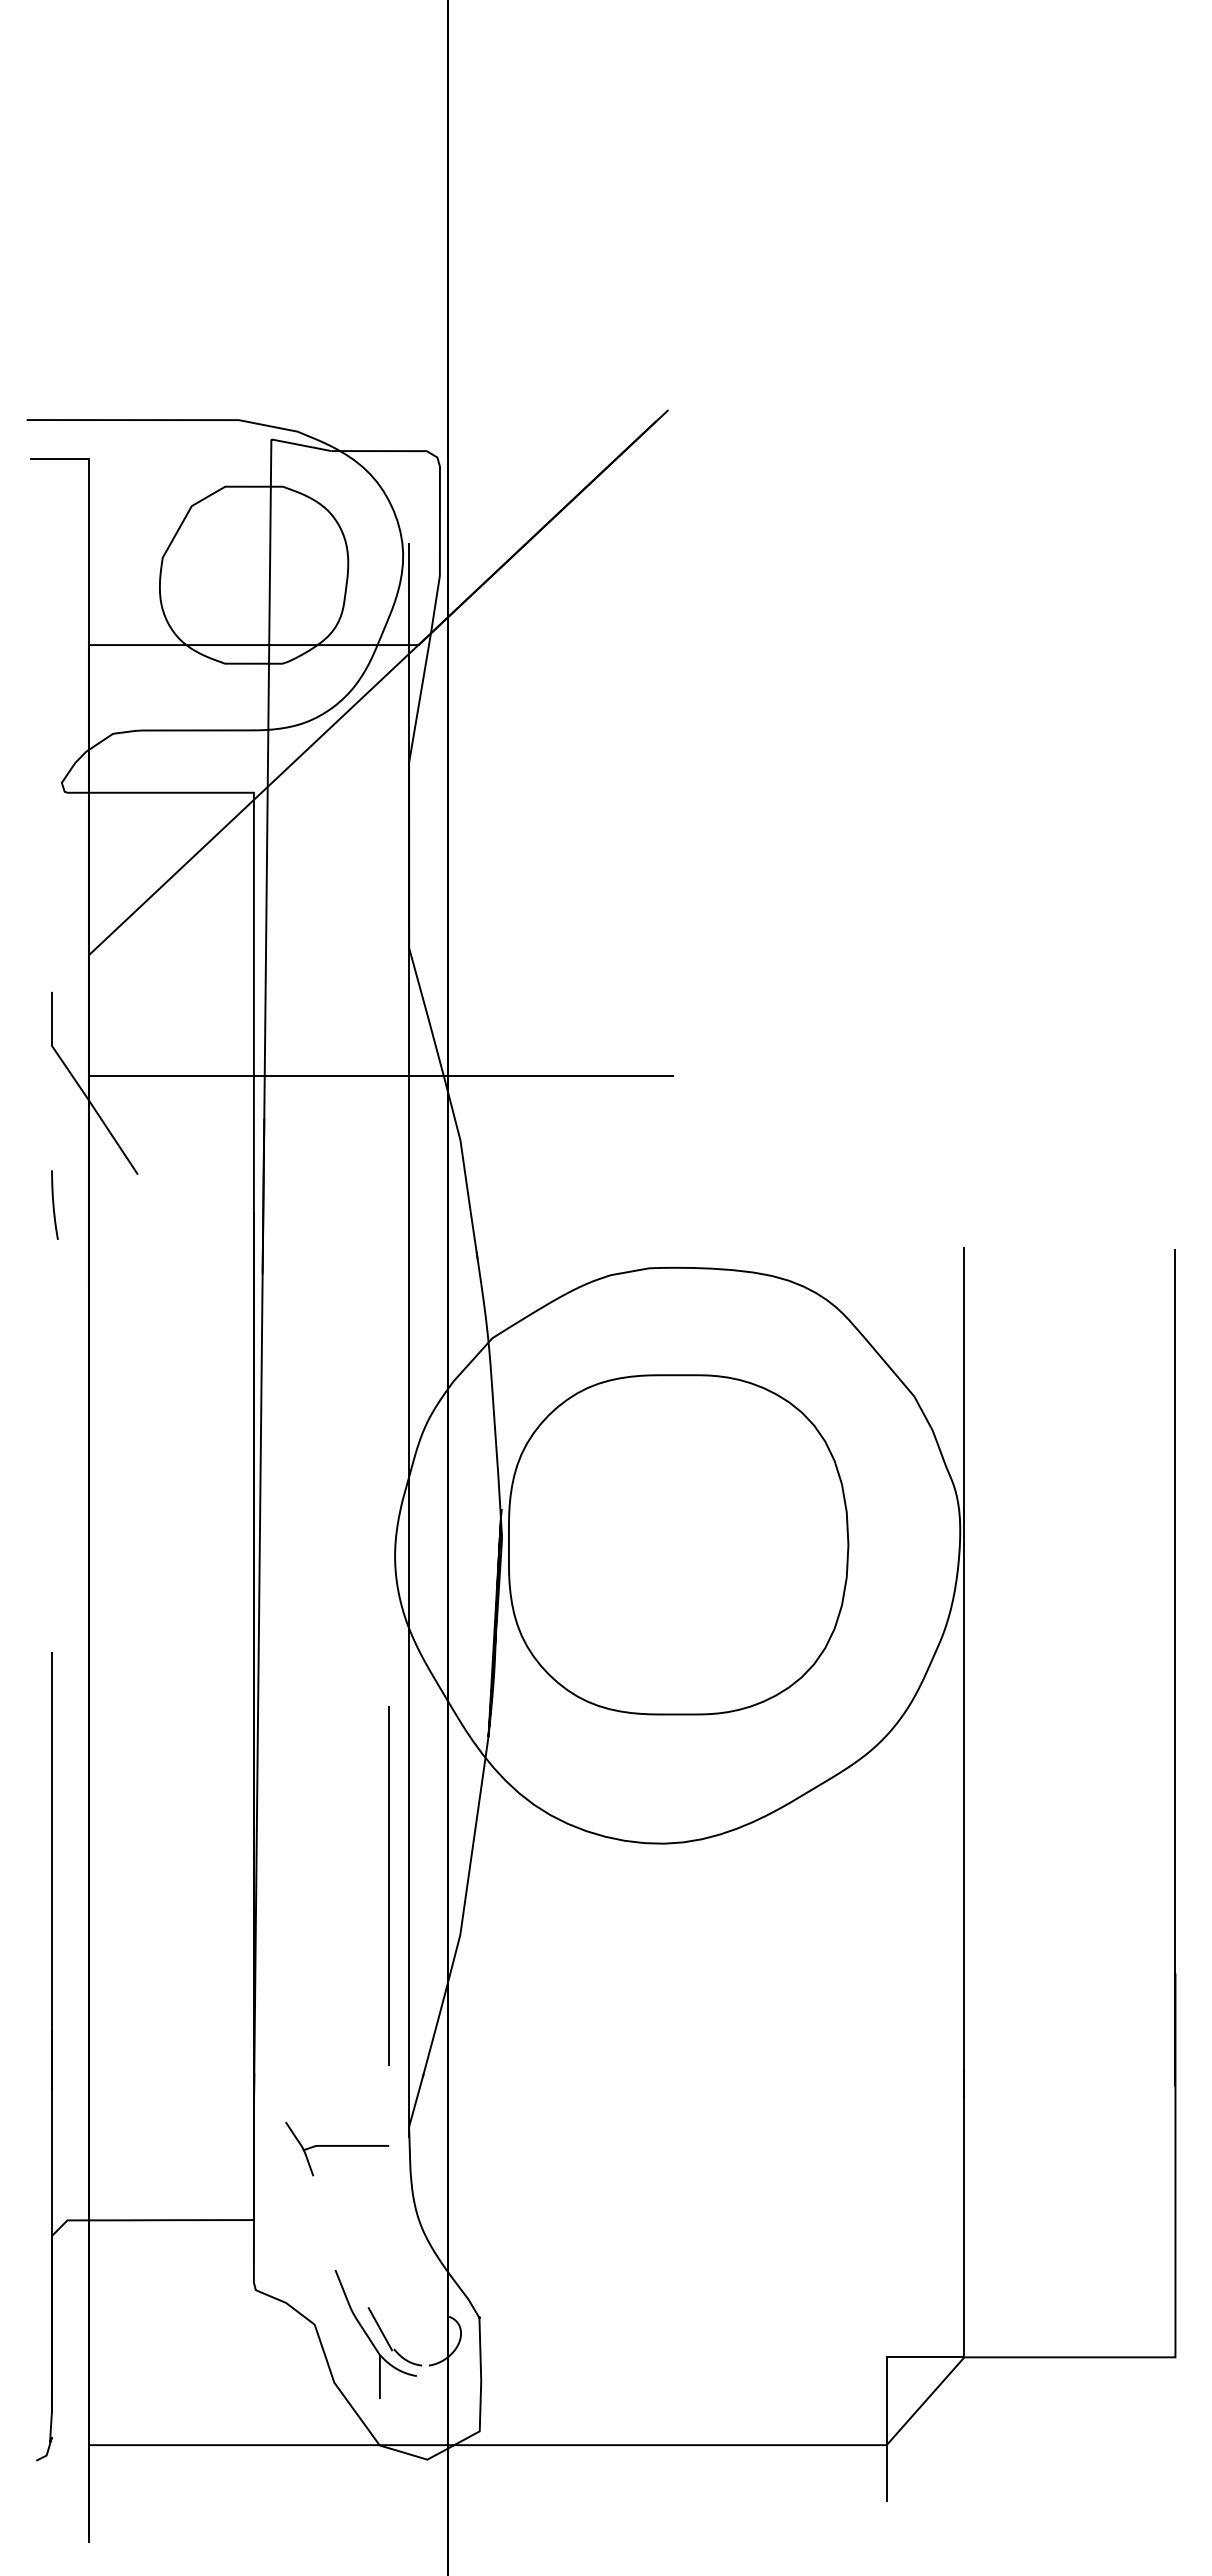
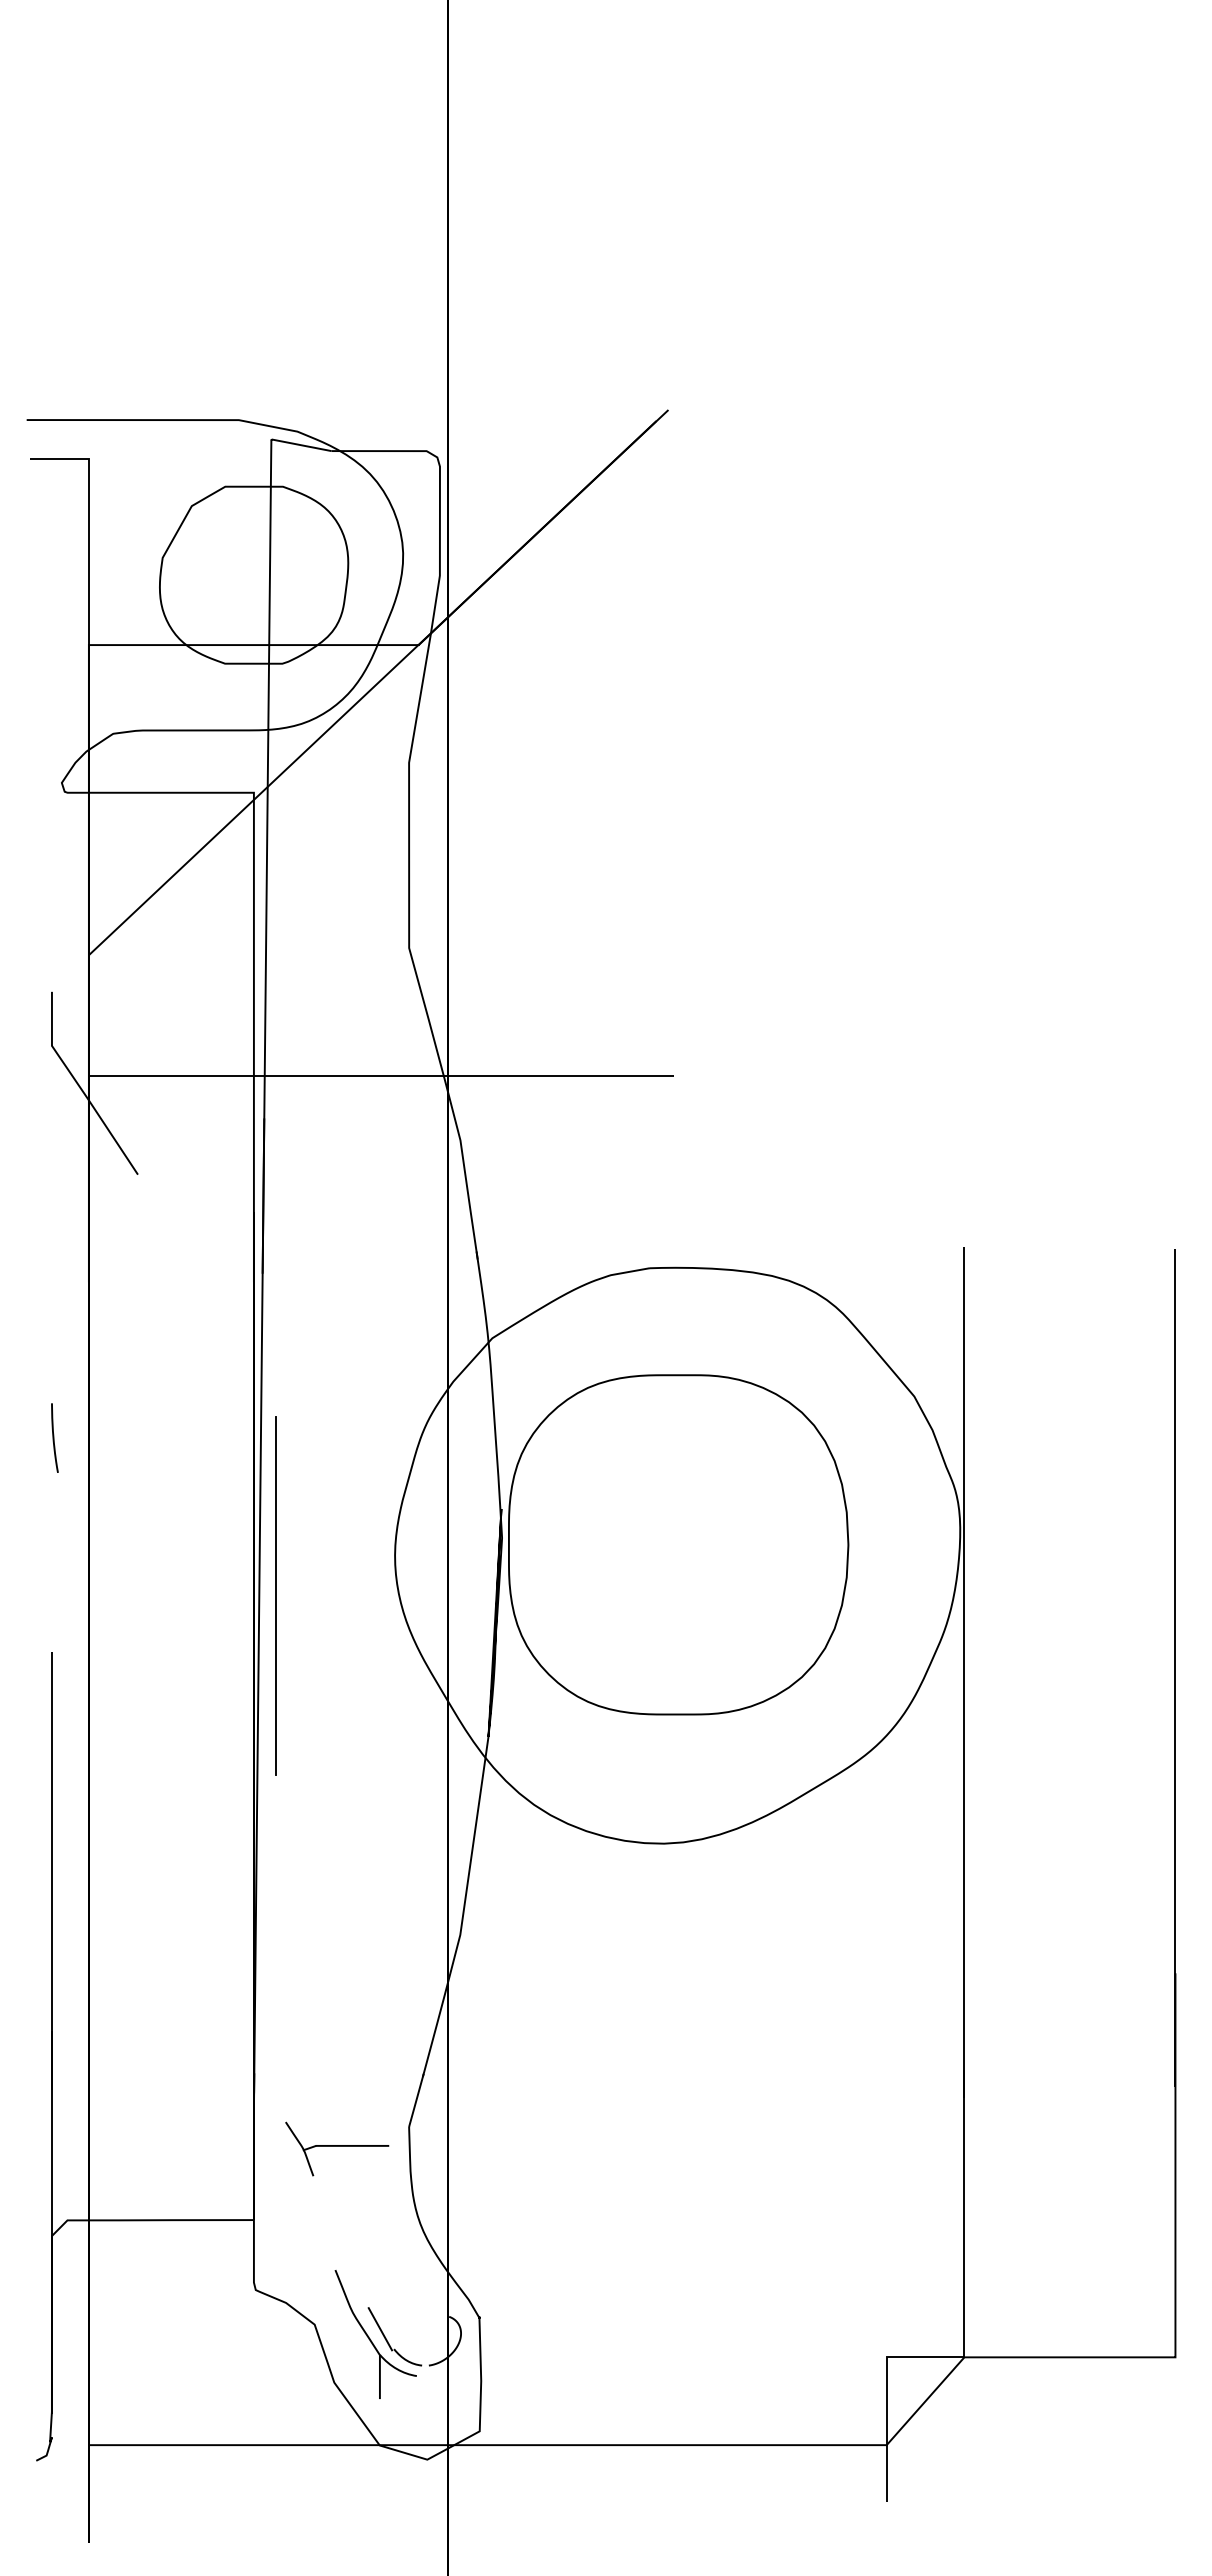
curve position: (54, 1204) -> (54, 1437) (54, 1437)
line: present -> none (409, 1340)
line position: (388, 1885) -> (275, 1595) (275, 1595)
